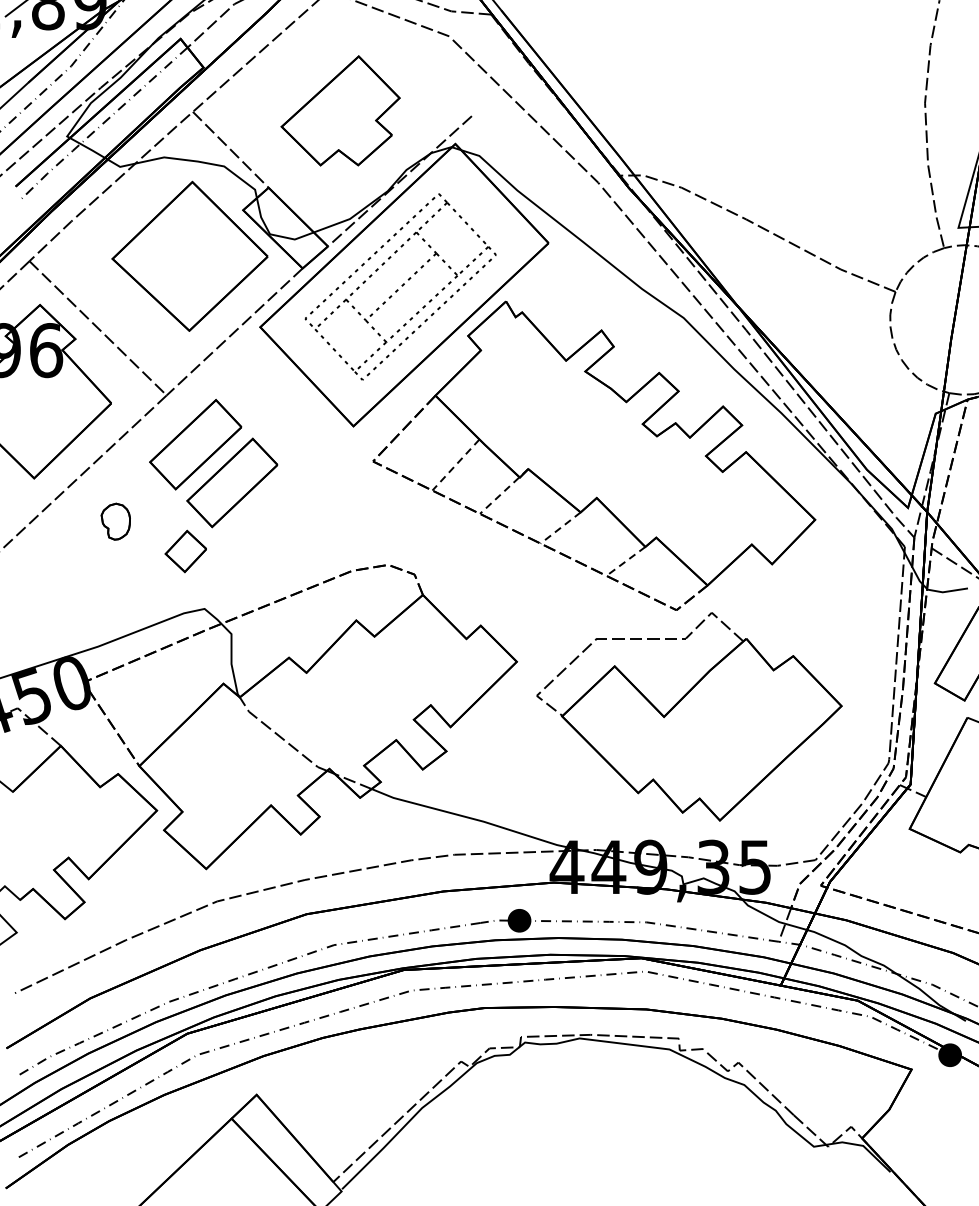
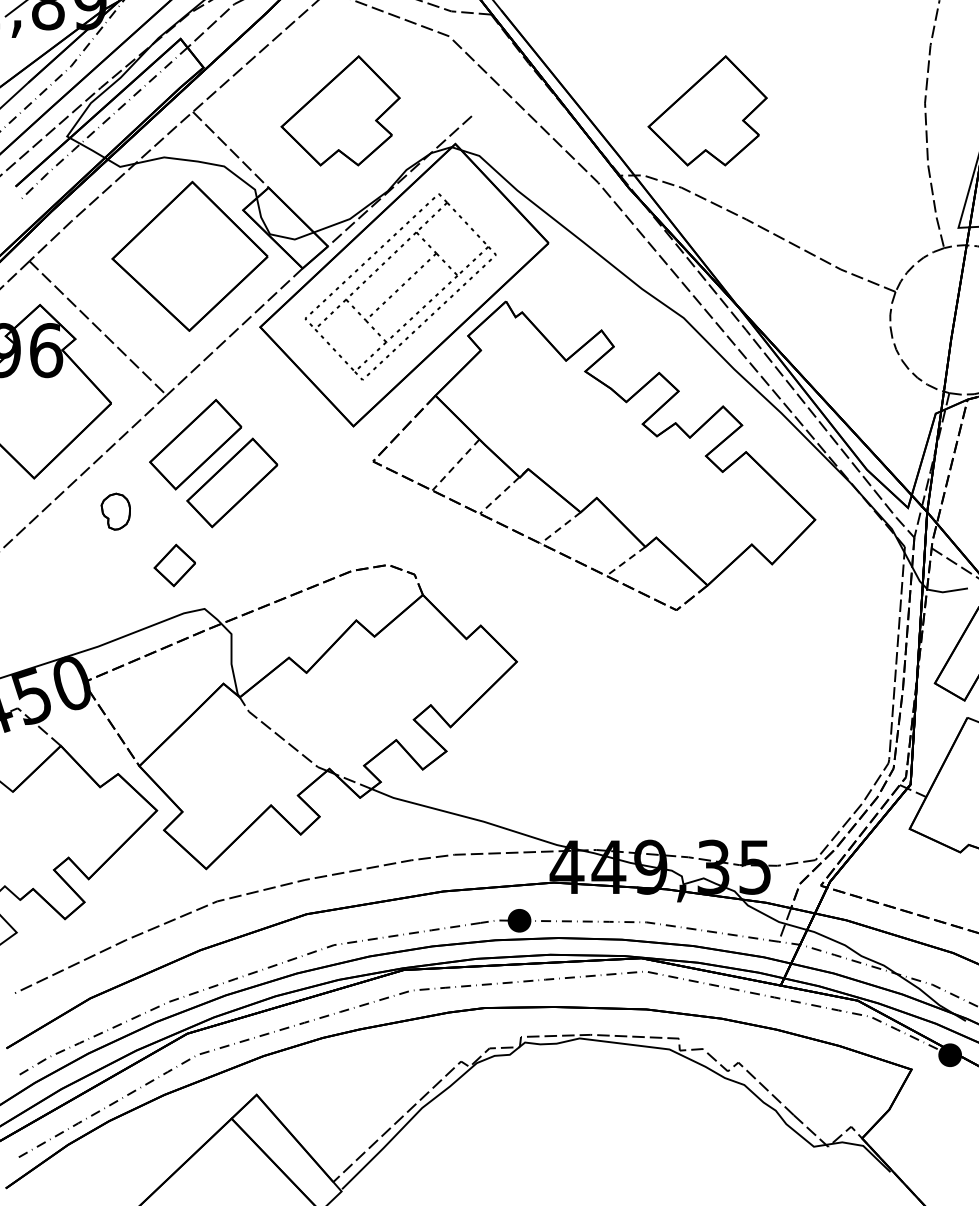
part: none -> present (707, 110)
part position: (115, 521) -> (115, 511) (115, 511)
part position: (185, 551) -> (174, 565) (174, 565)
part: present -> none (689, 716)
